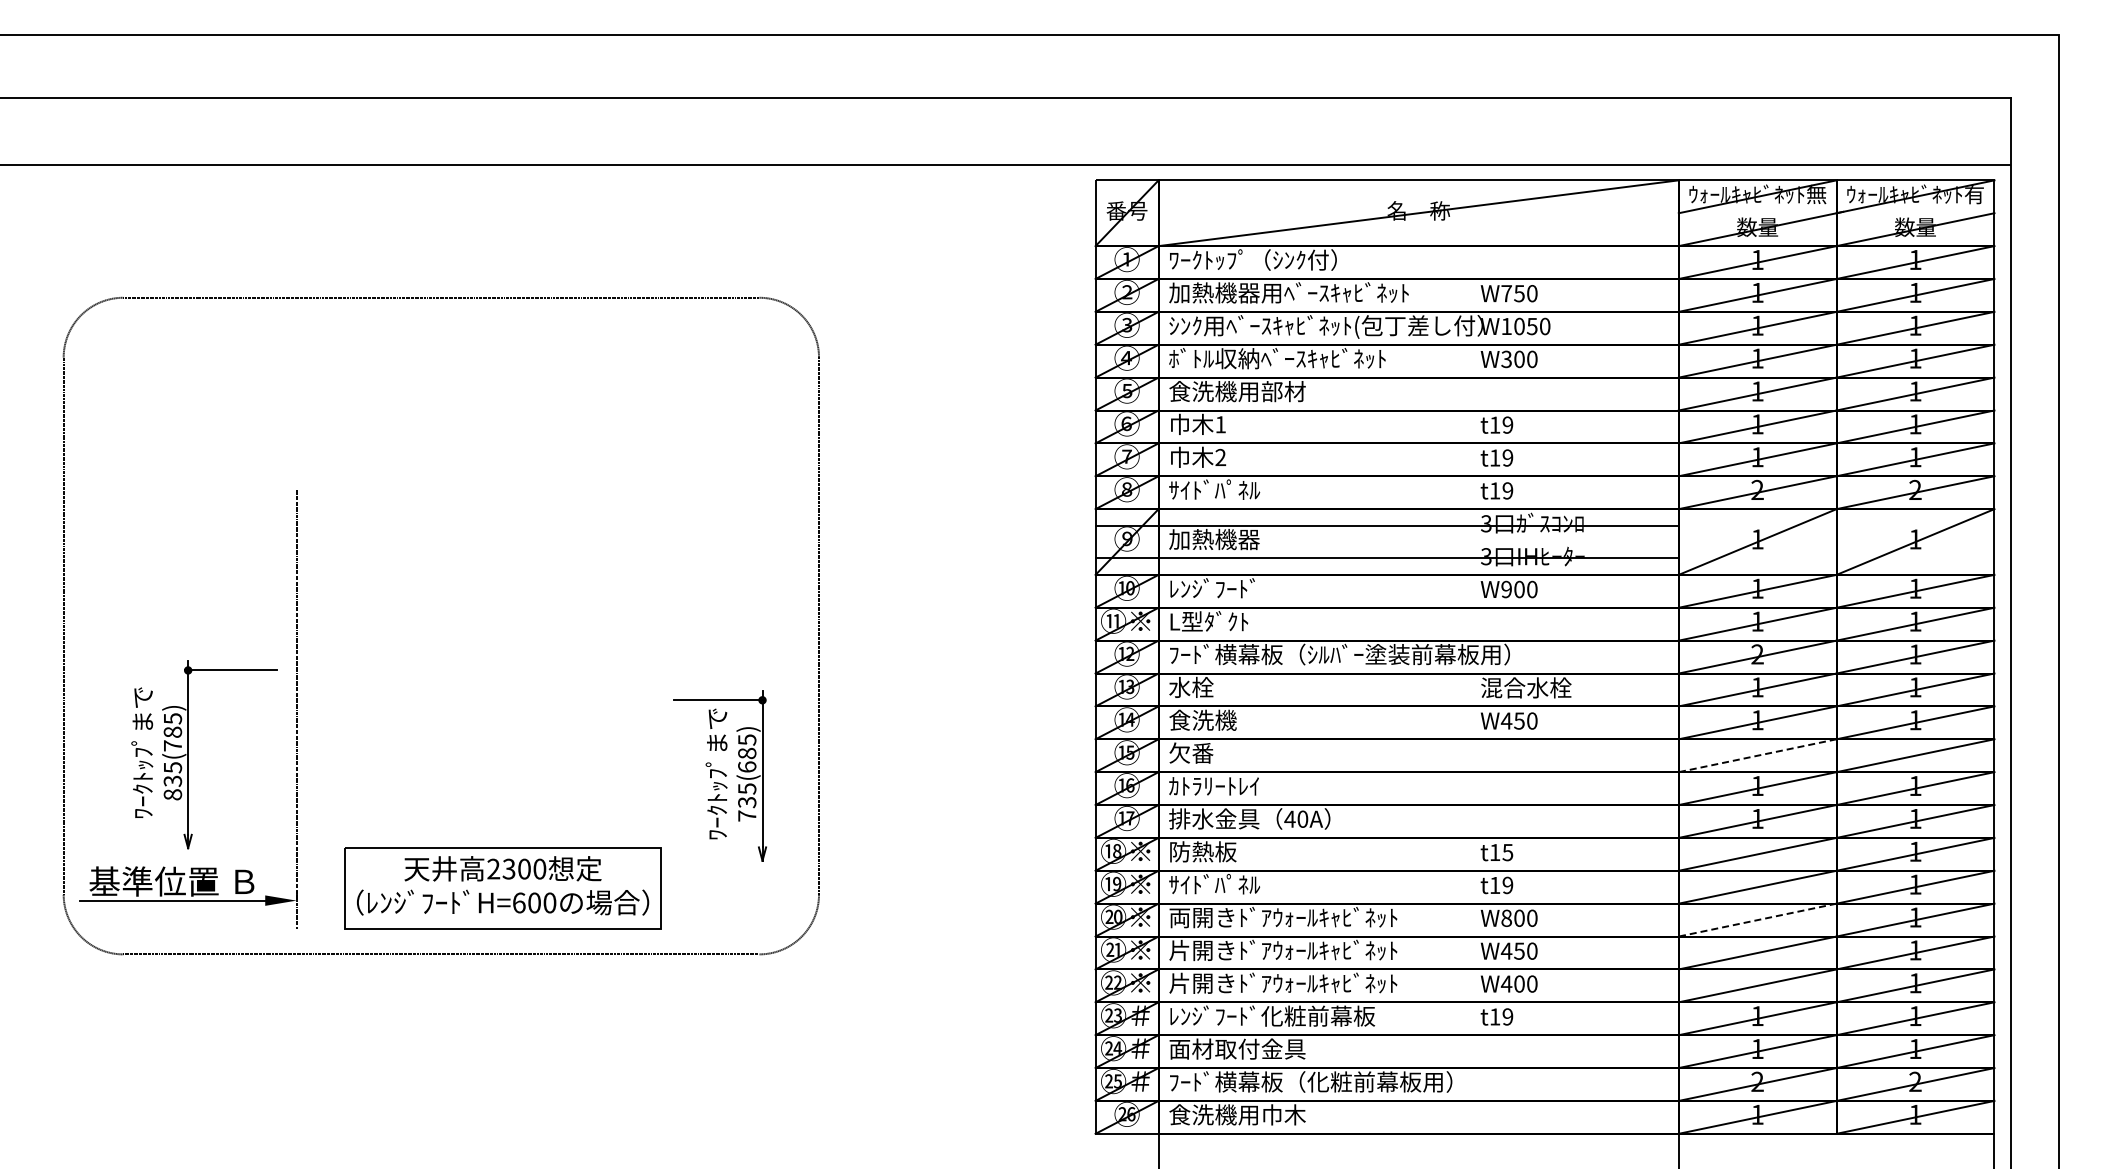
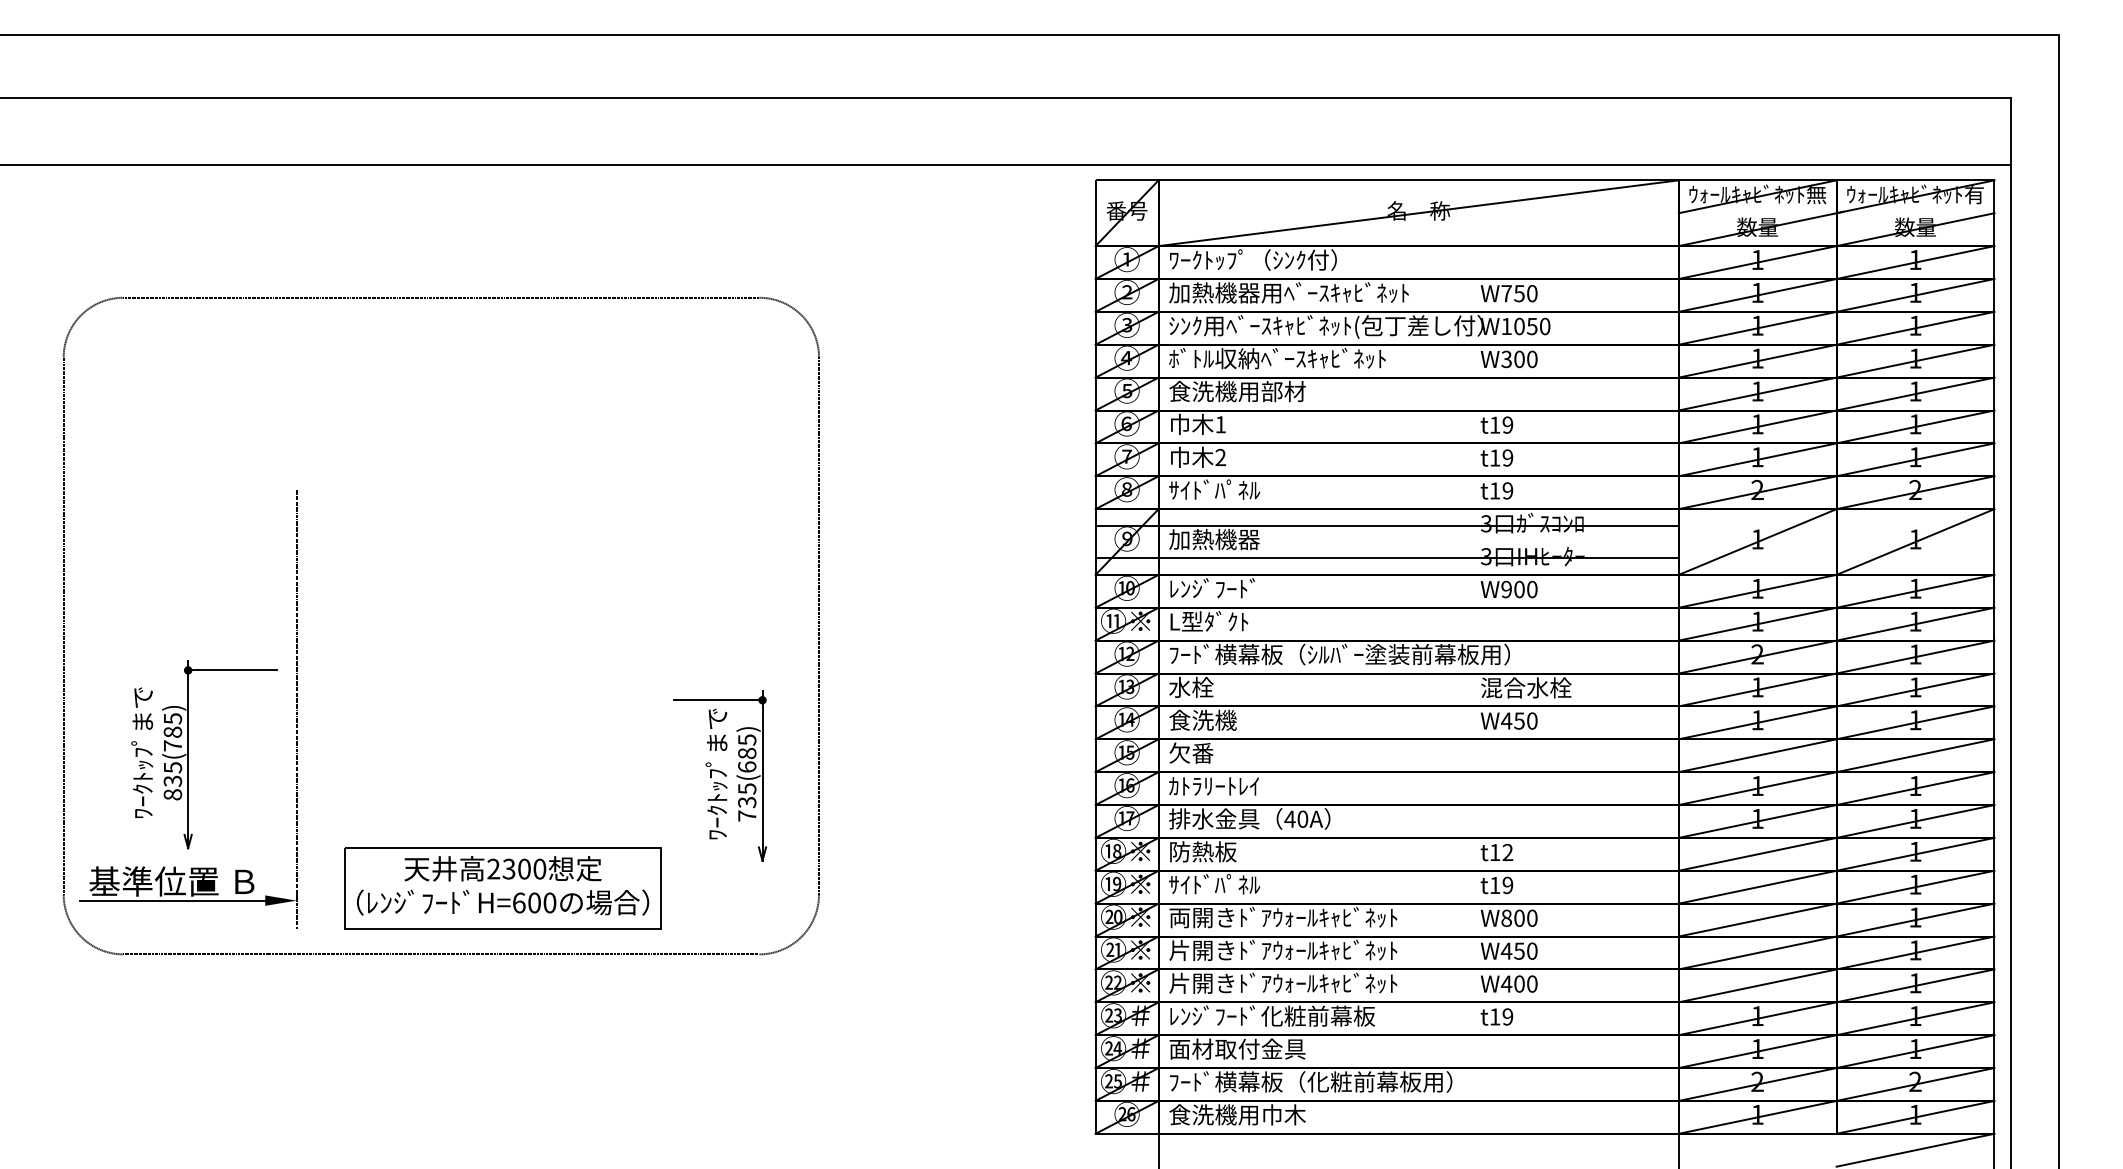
line: dashed -> solid (1757, 755)
text: t15 -> t12 (1507, 852)
line: dashed -> solid (1757, 920)
line: none -> present (1917, 1149)
